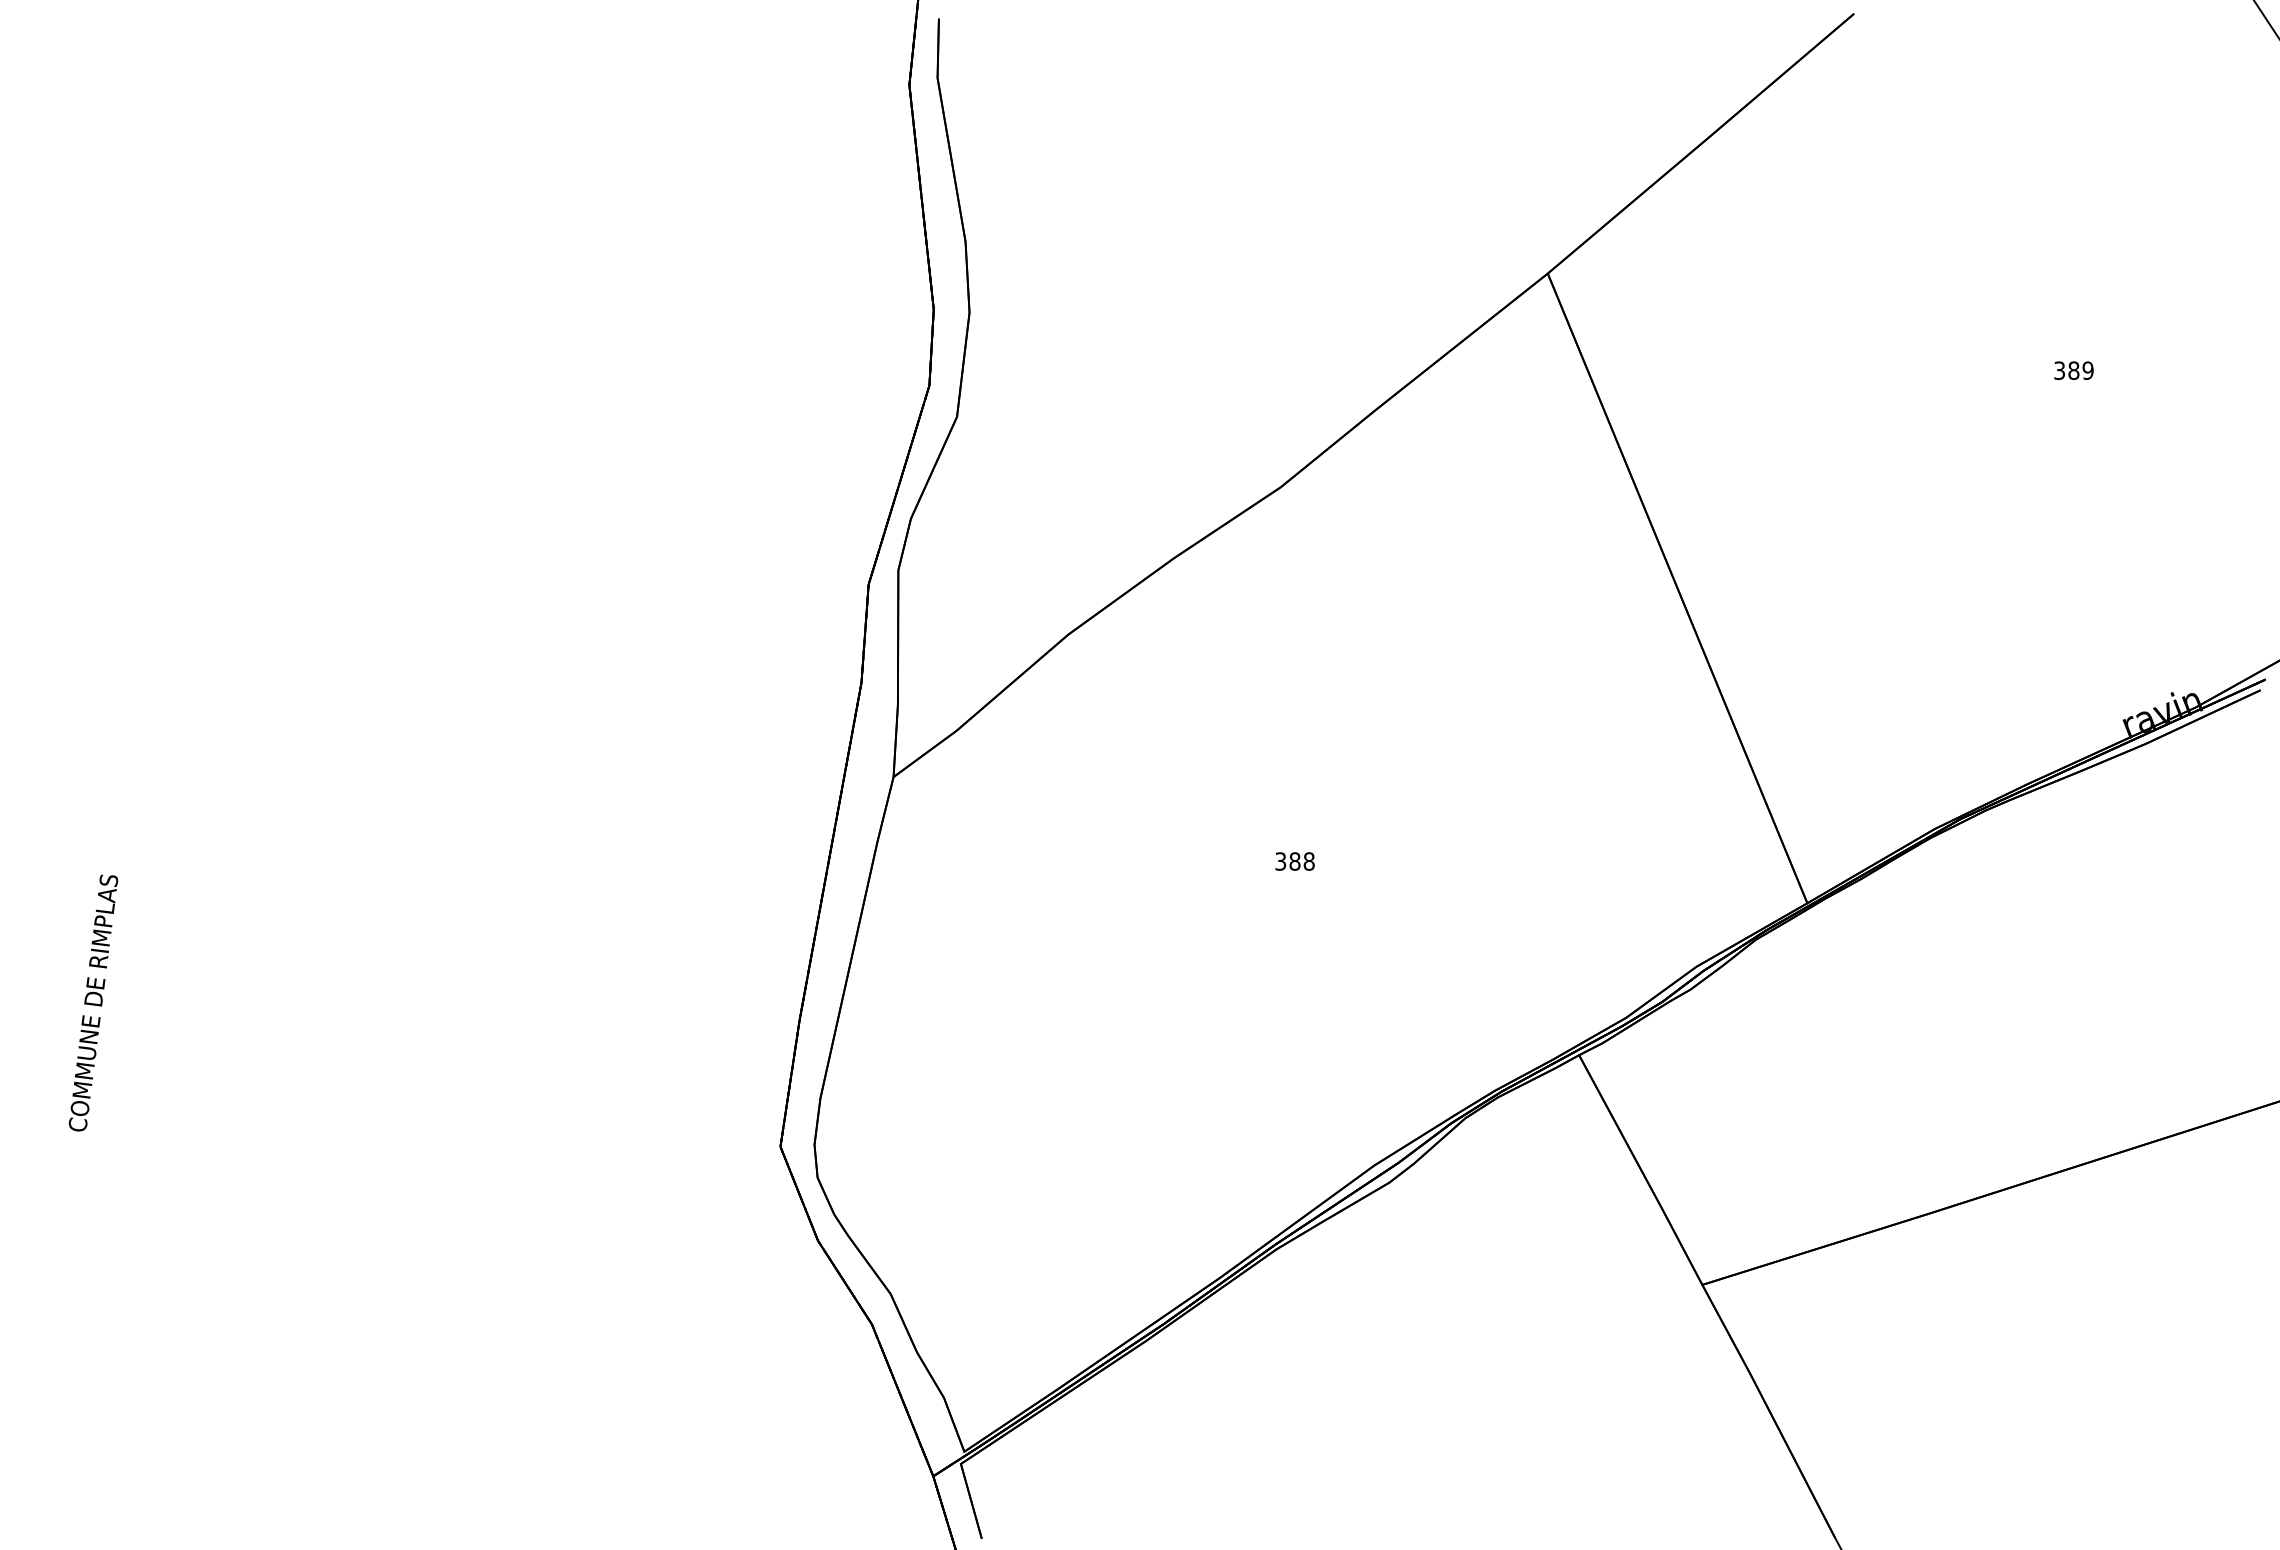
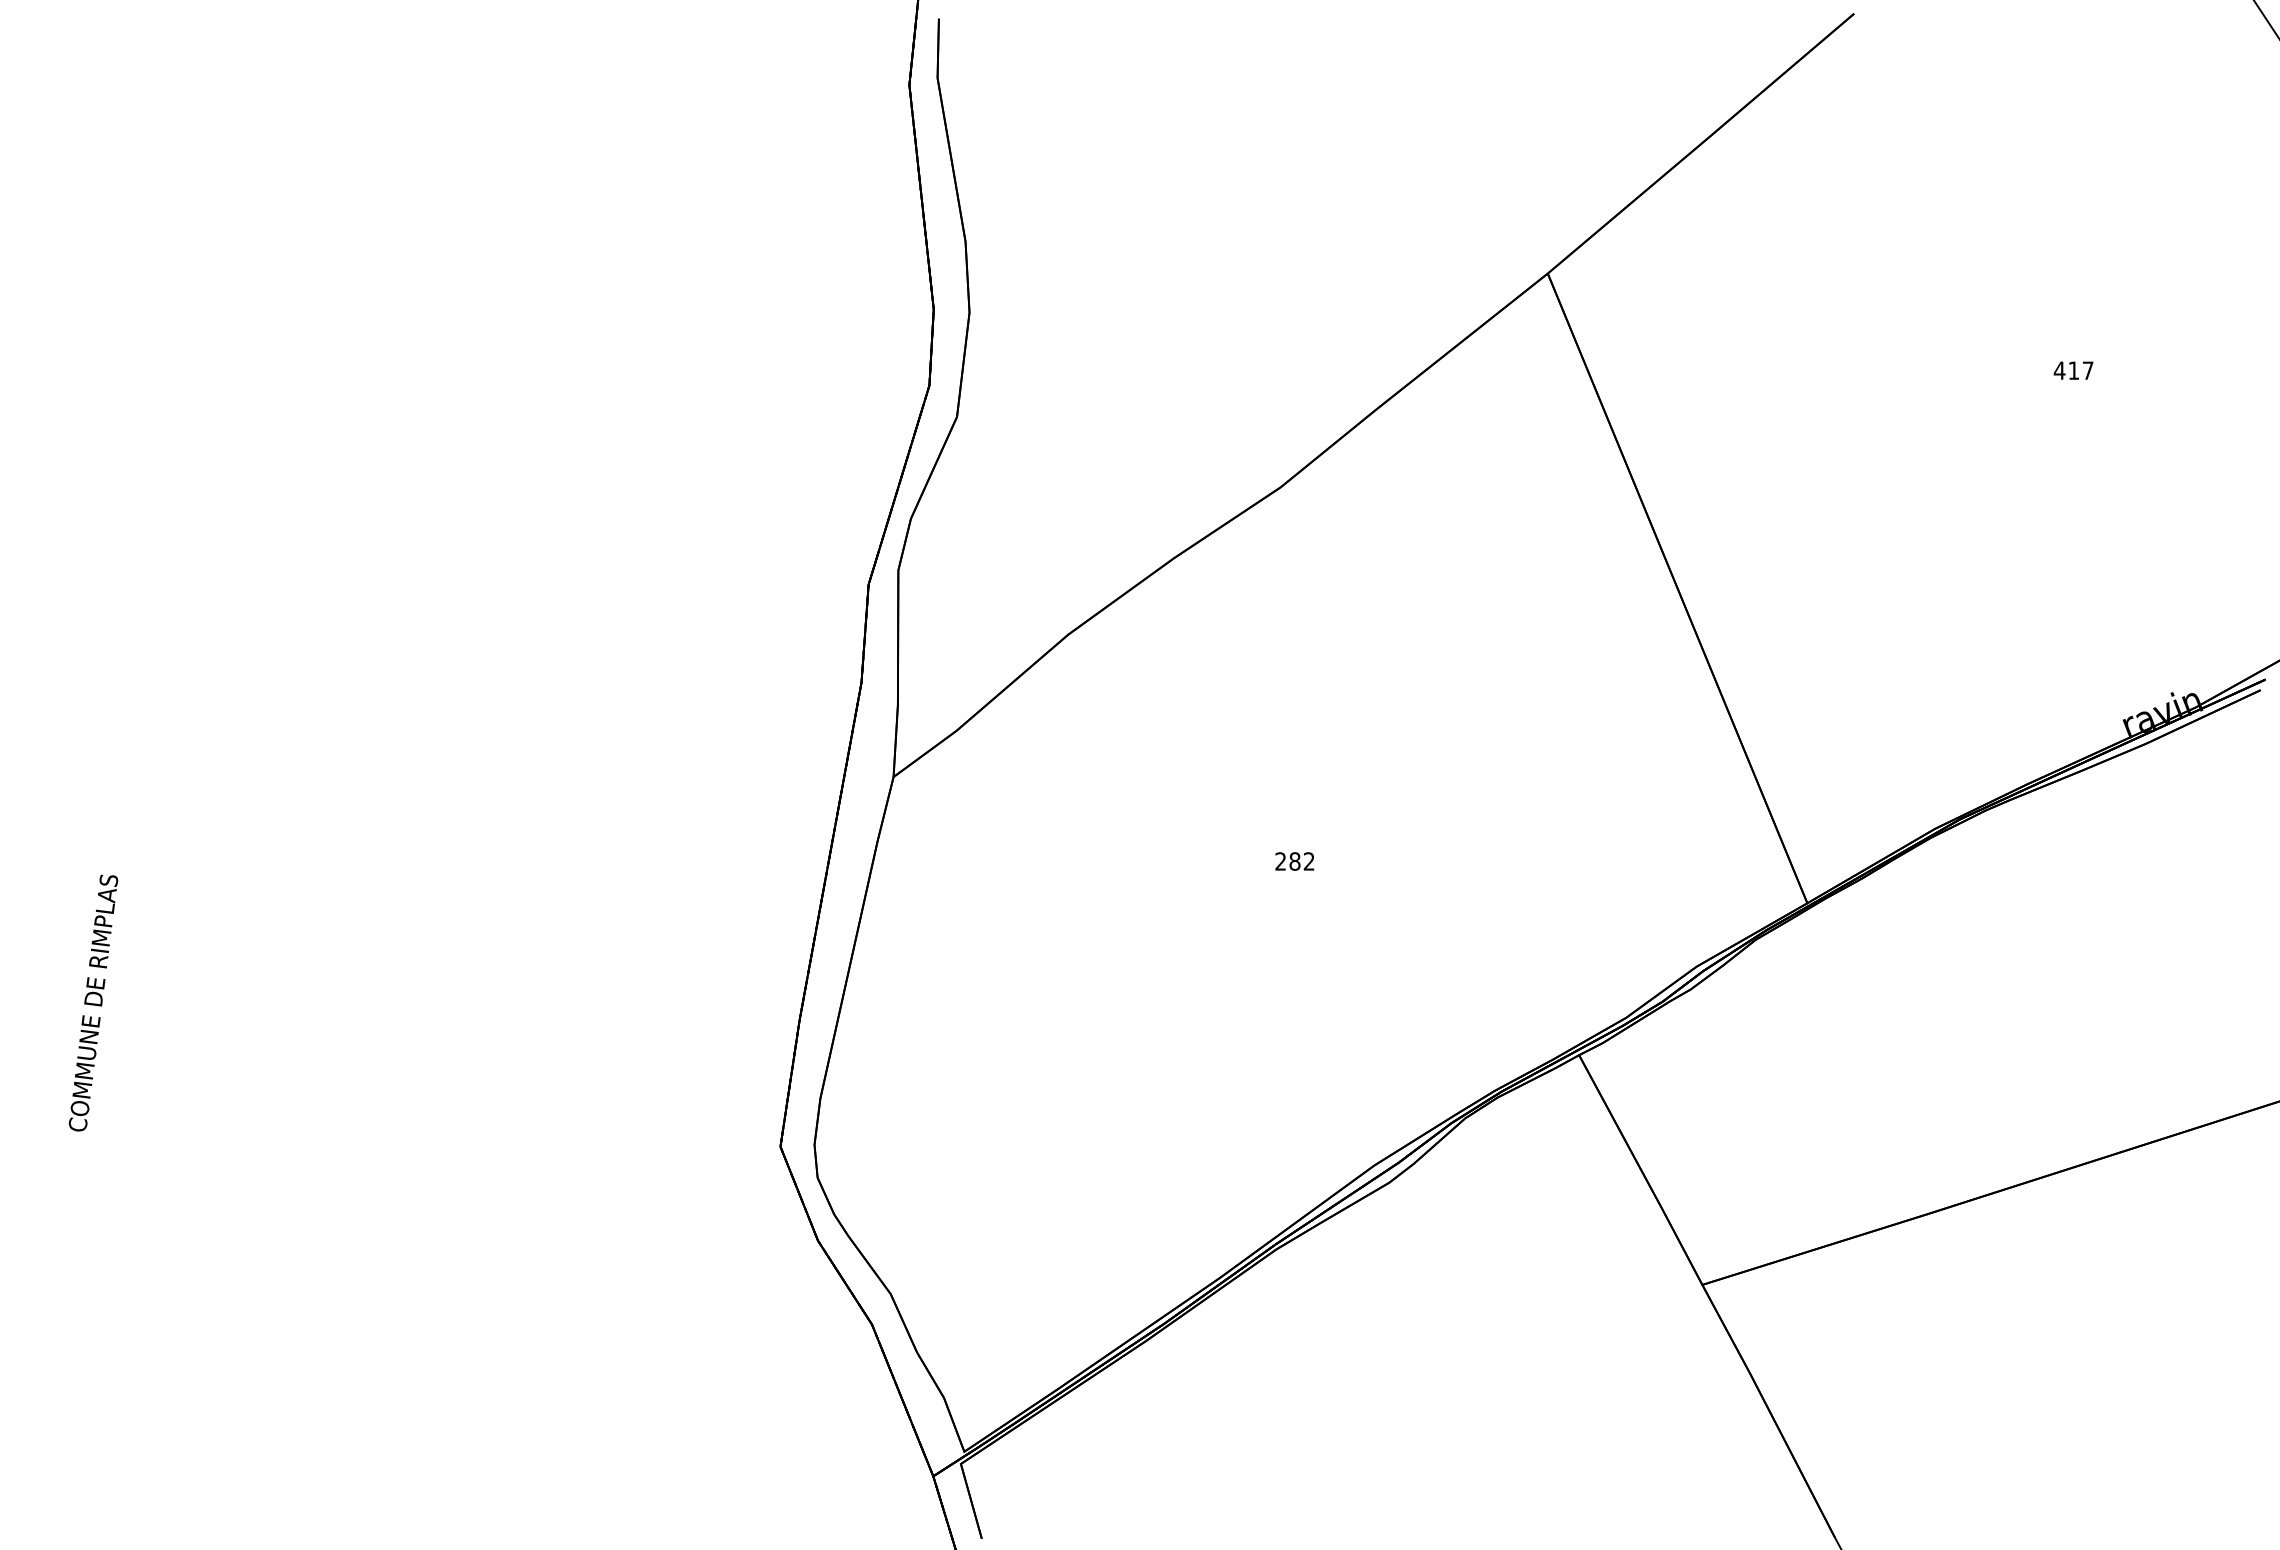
text: 389 -> 417 (2073, 370)
text: 388 -> 282 (1294, 861)
